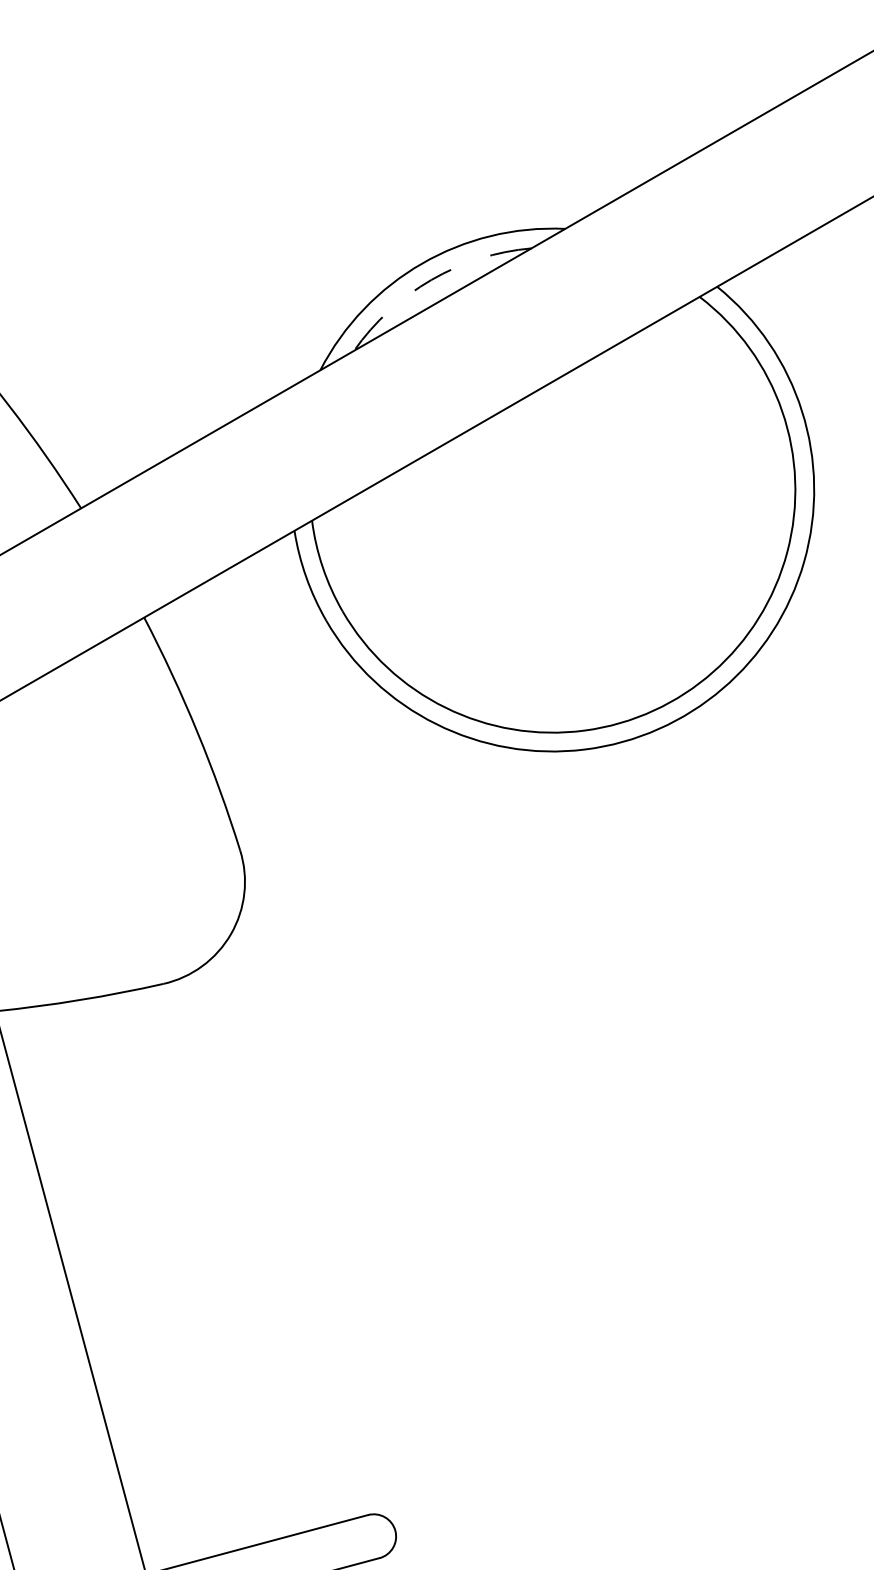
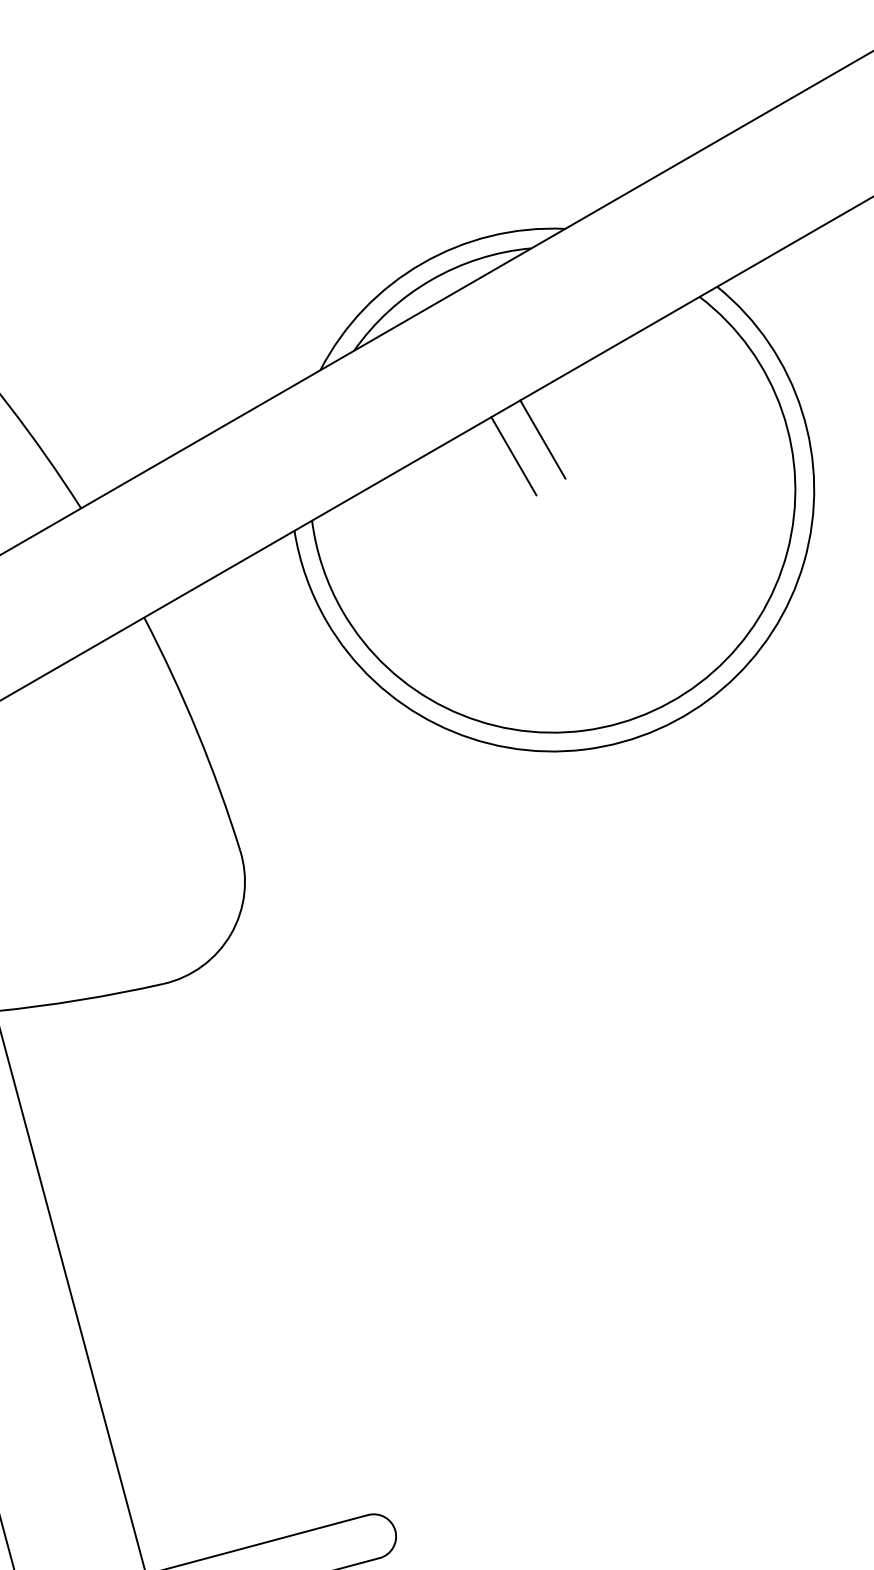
arc: dashed -> solid (431, 279)
line: none -> present (542, 439)
line: none -> present (513, 456)
